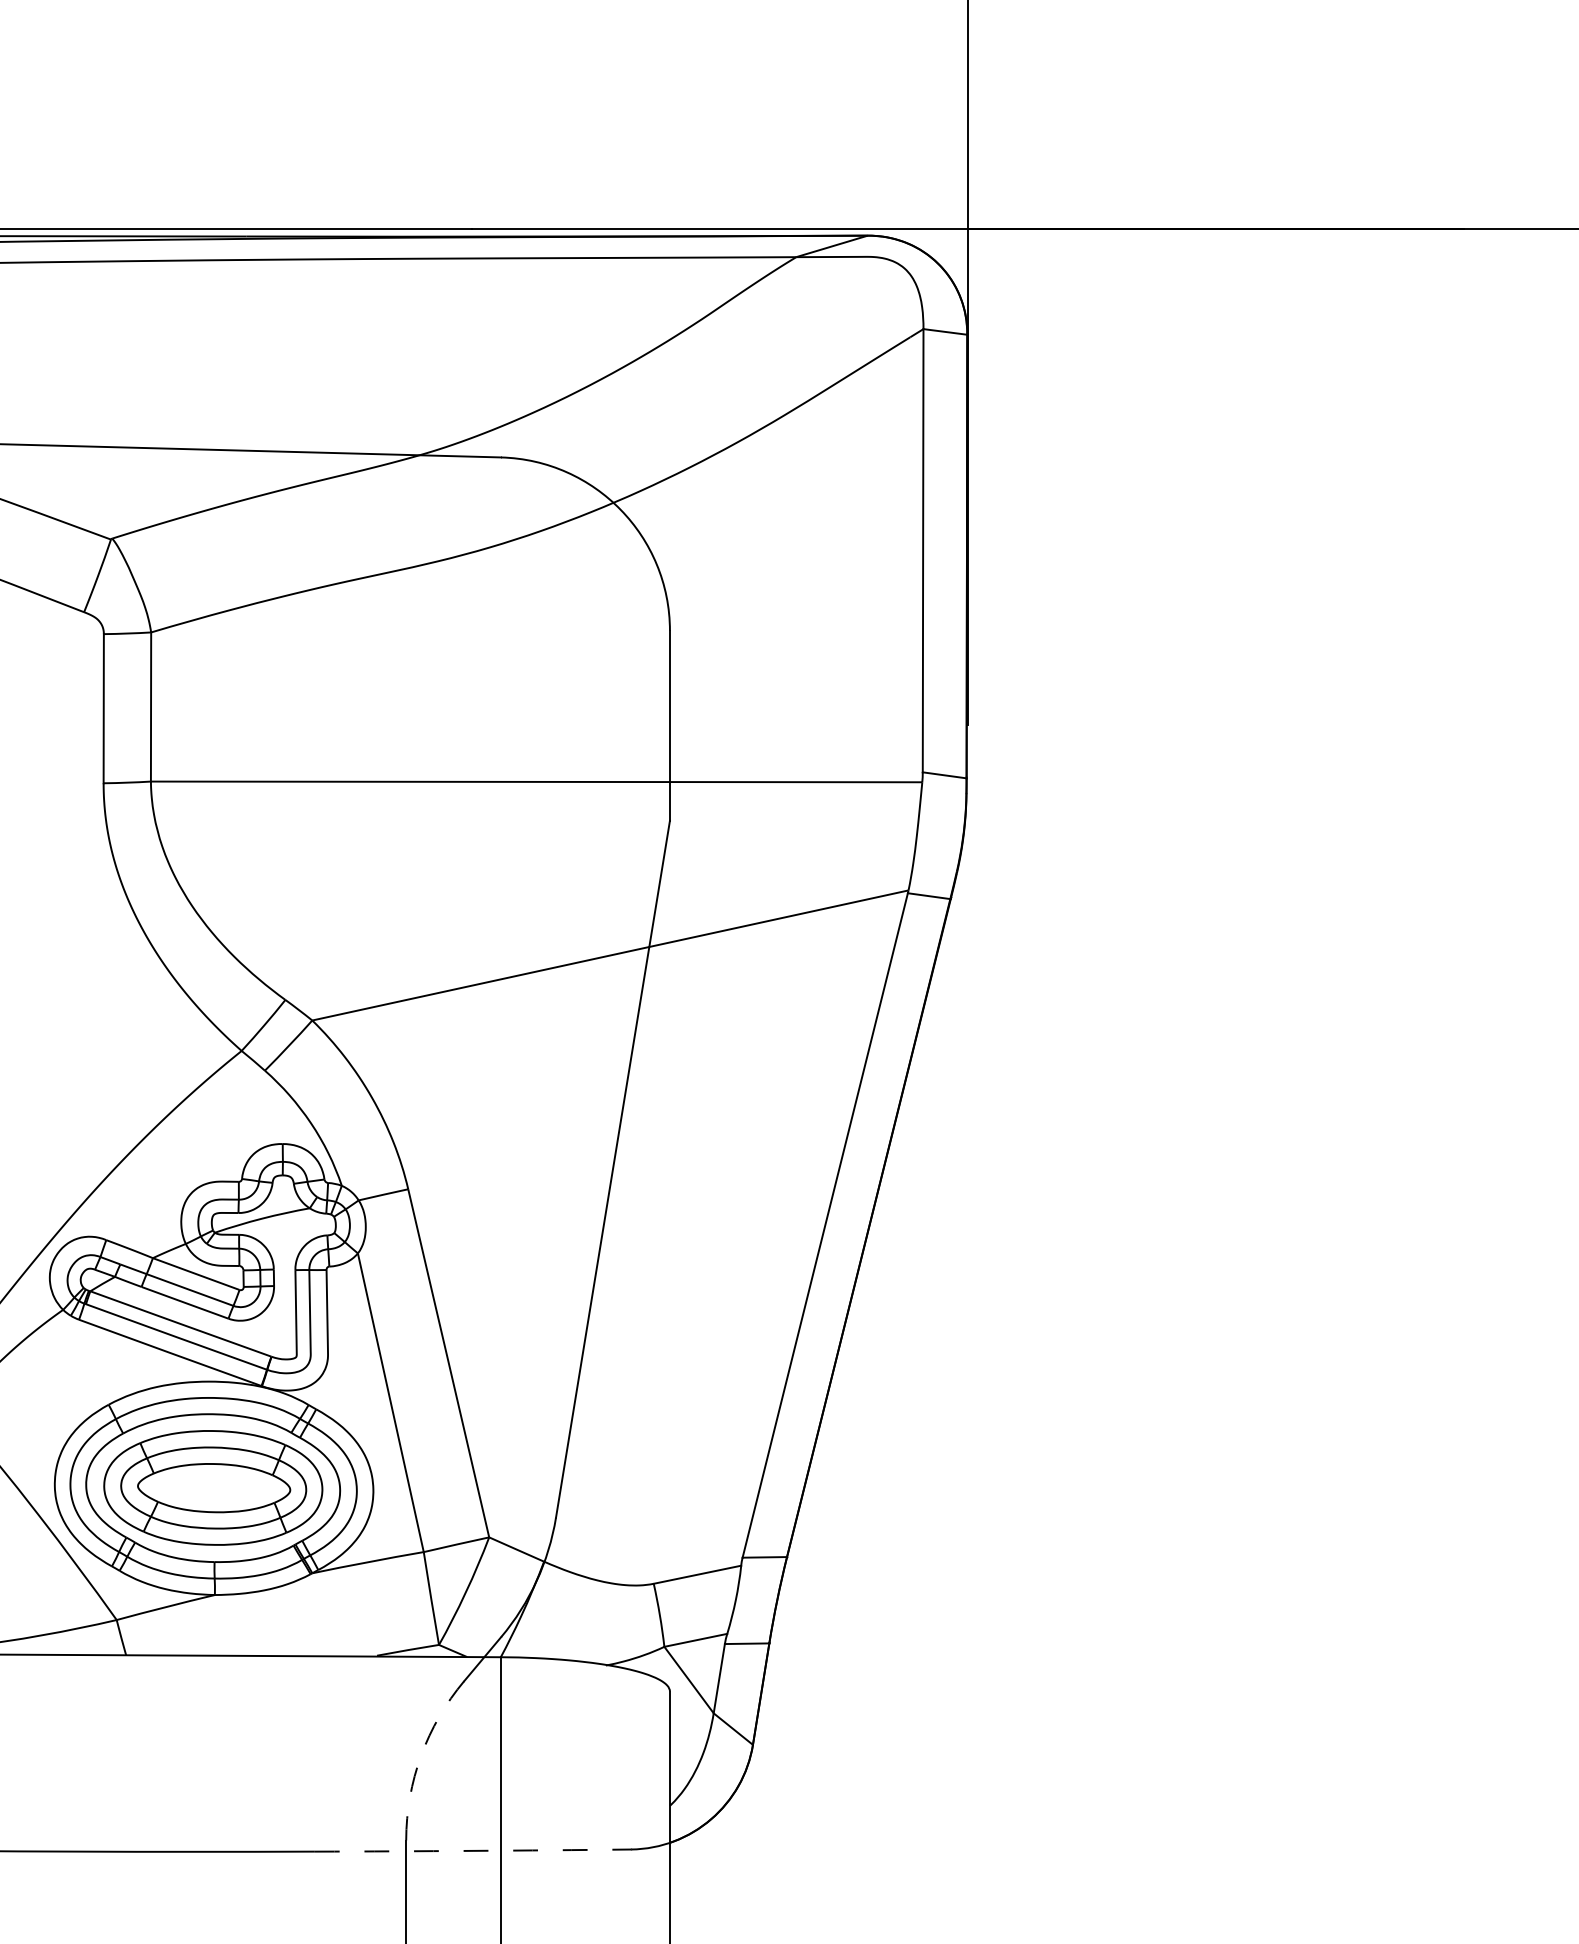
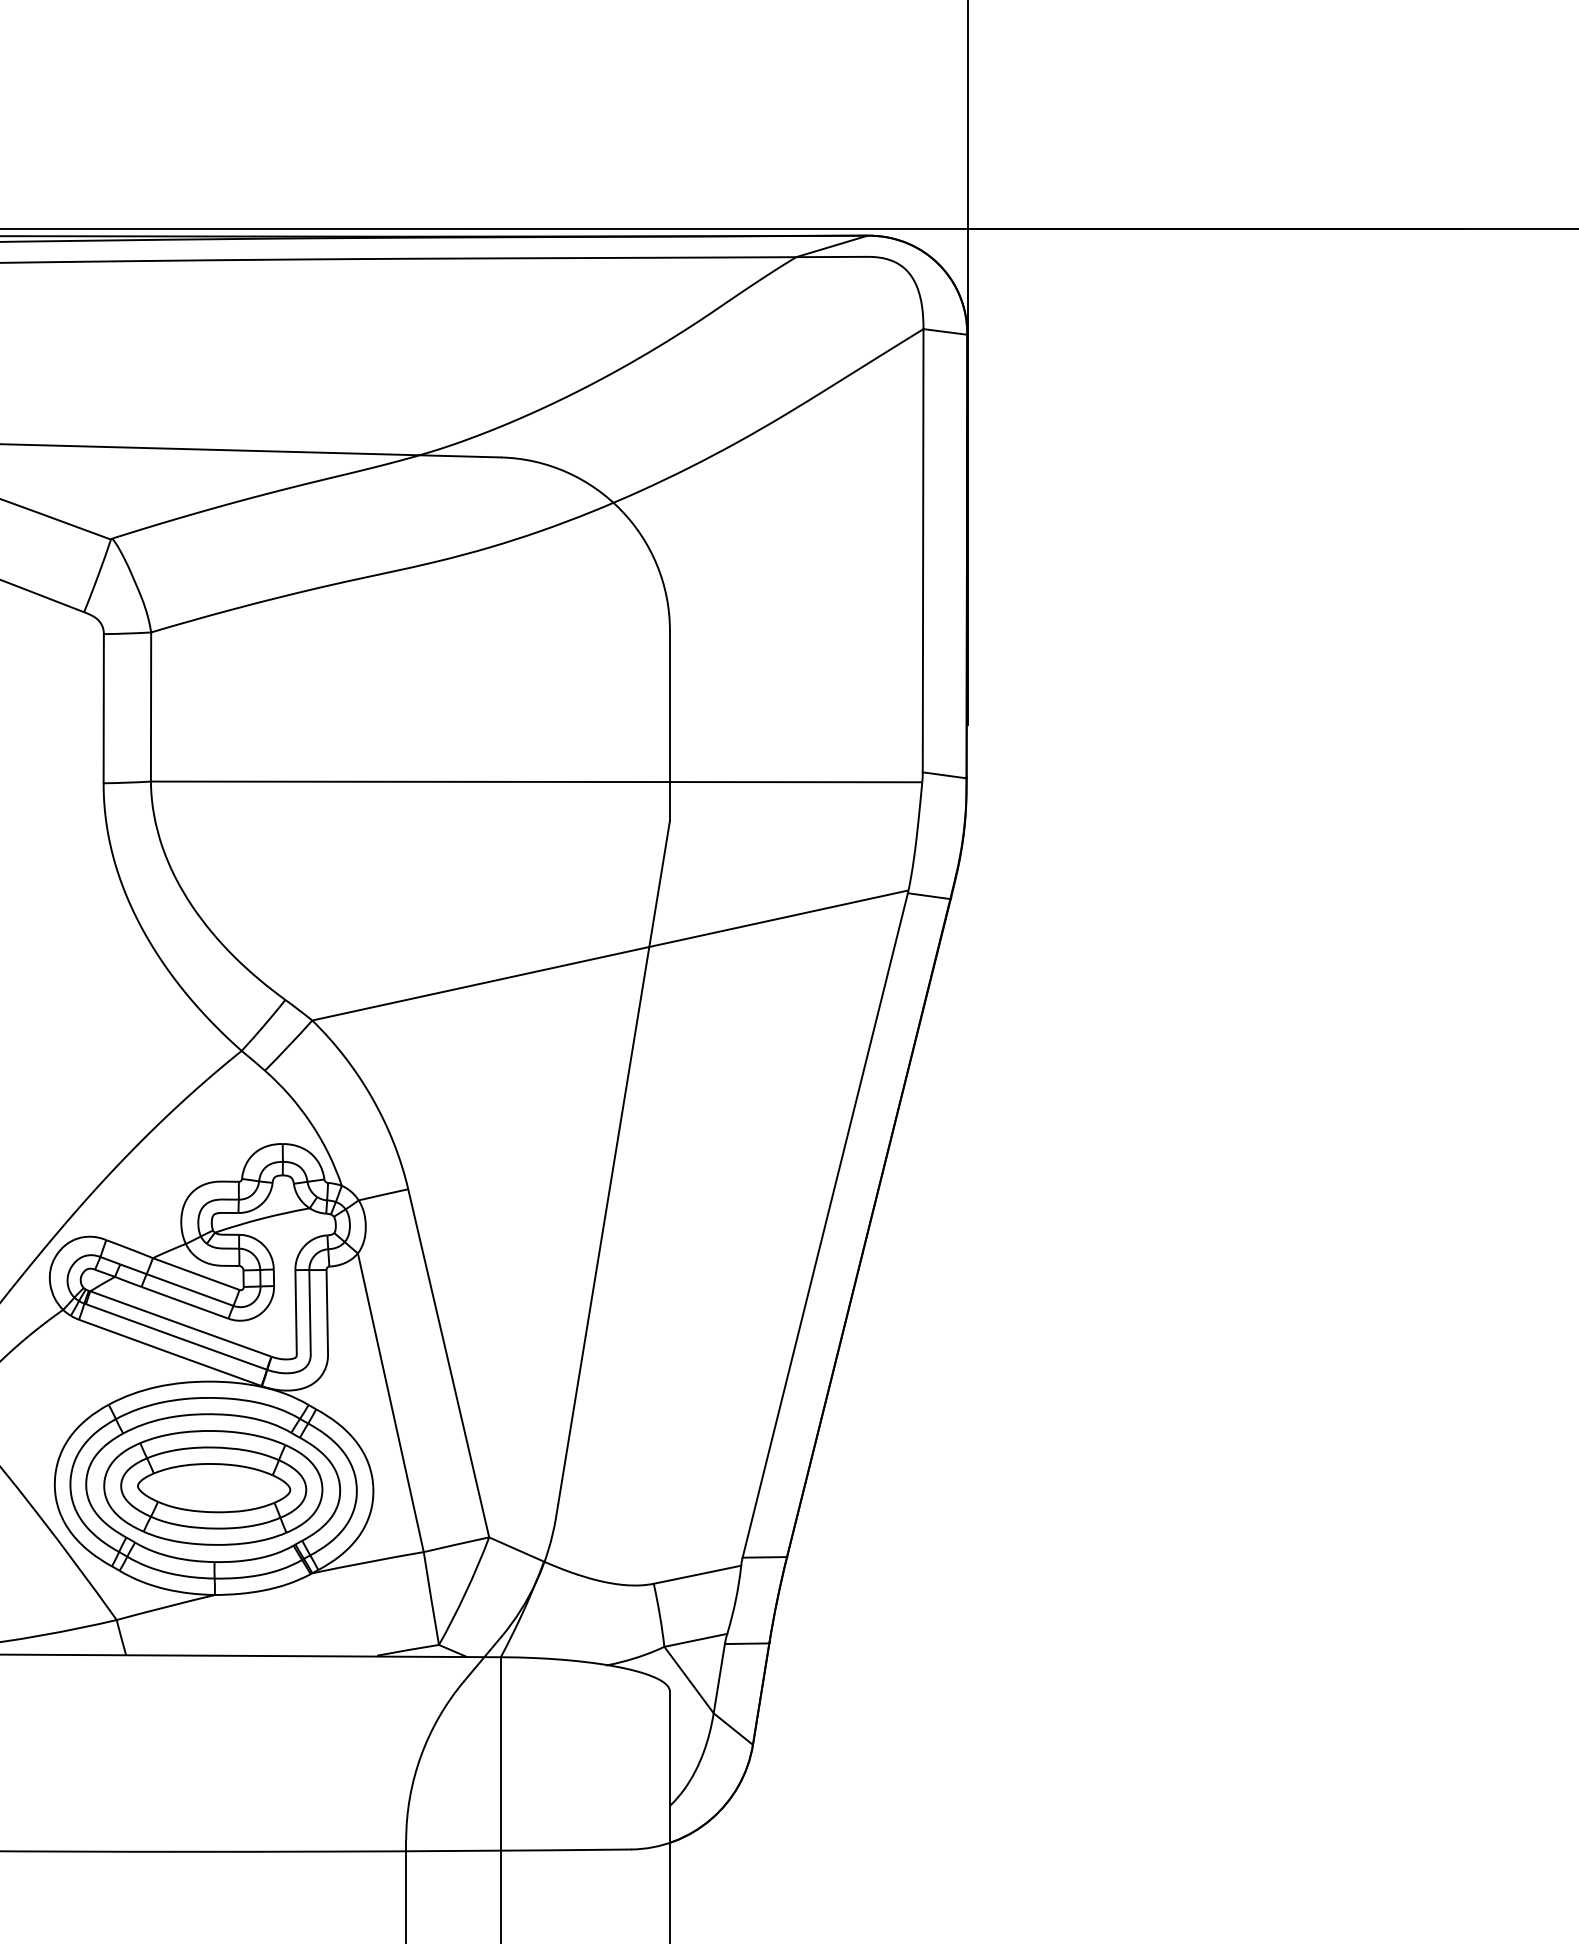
arc: dashed -> solid (421, 1755)
arc: dashed -> solid (473, 1850)
